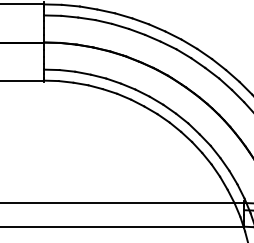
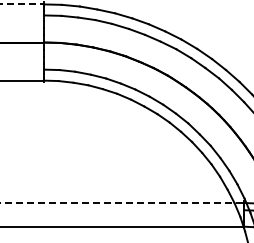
line: solid -> dashed (22, 4)
line: solid -> dashed (122, 203)
